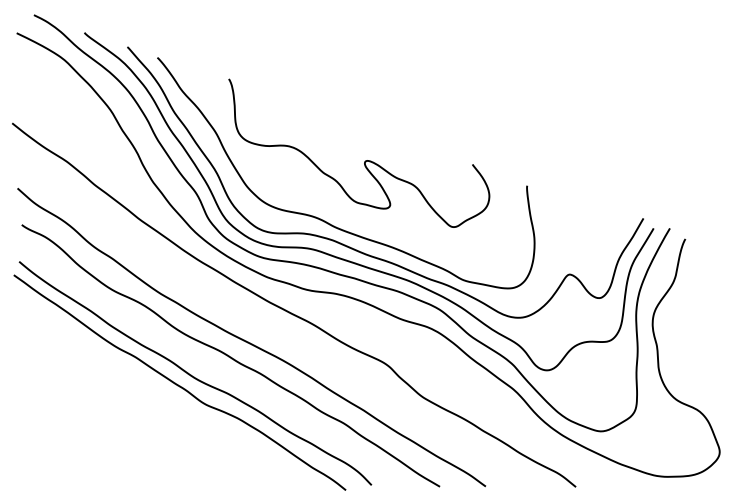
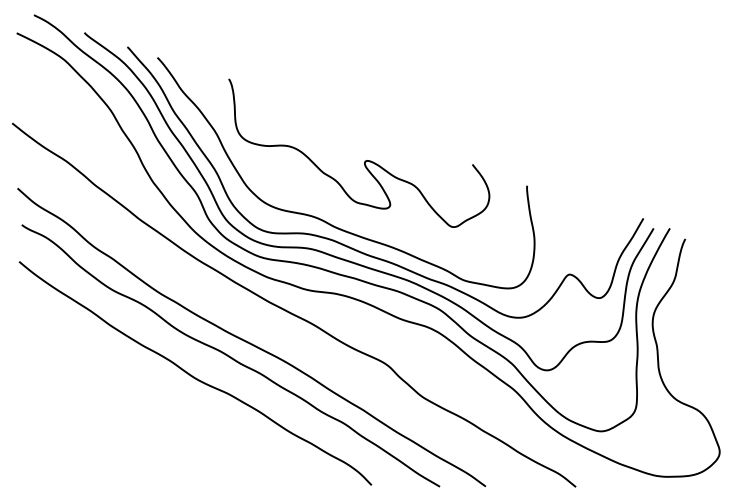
curve: present -> none (178, 384)
